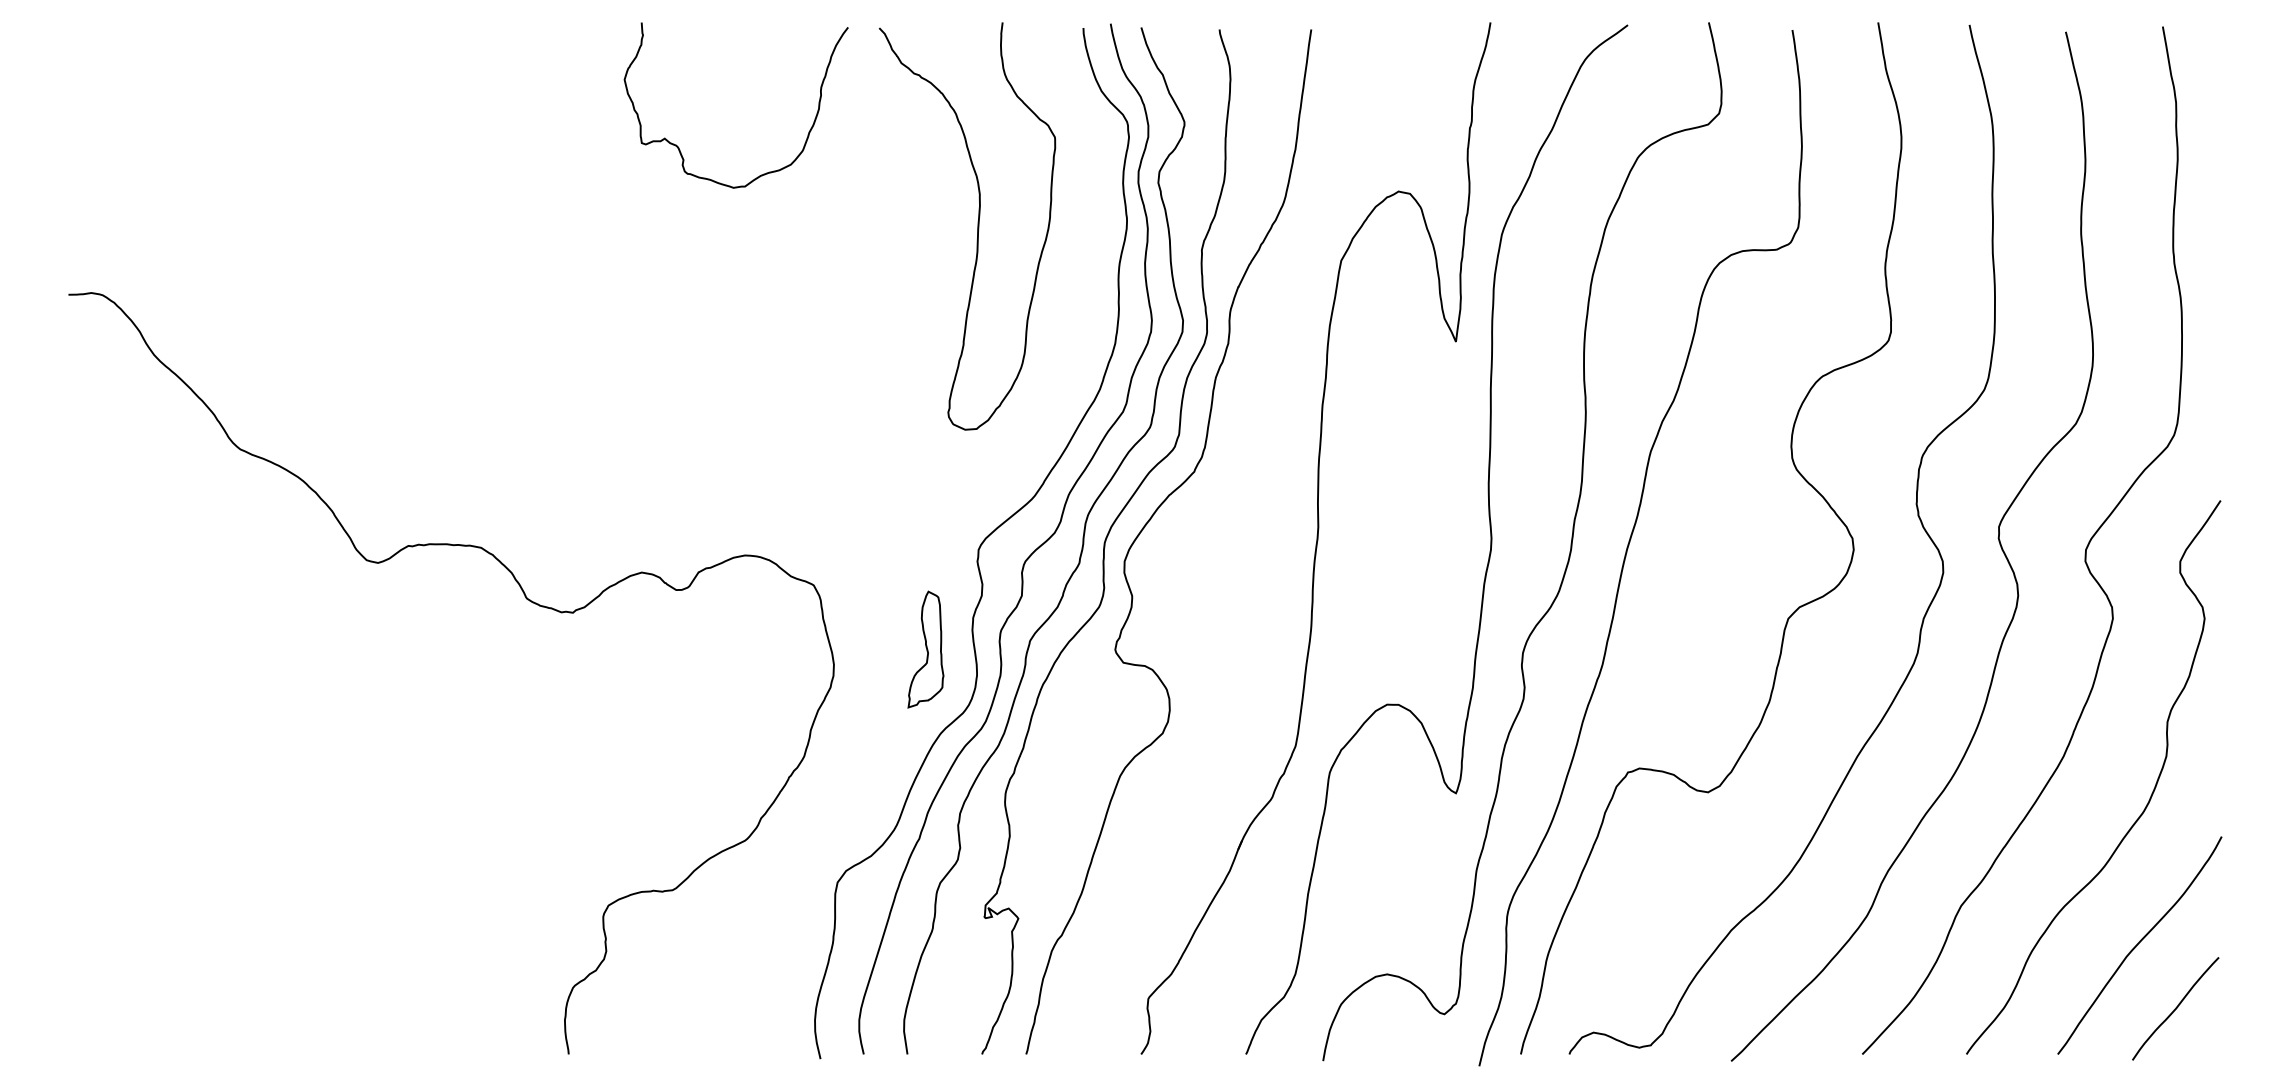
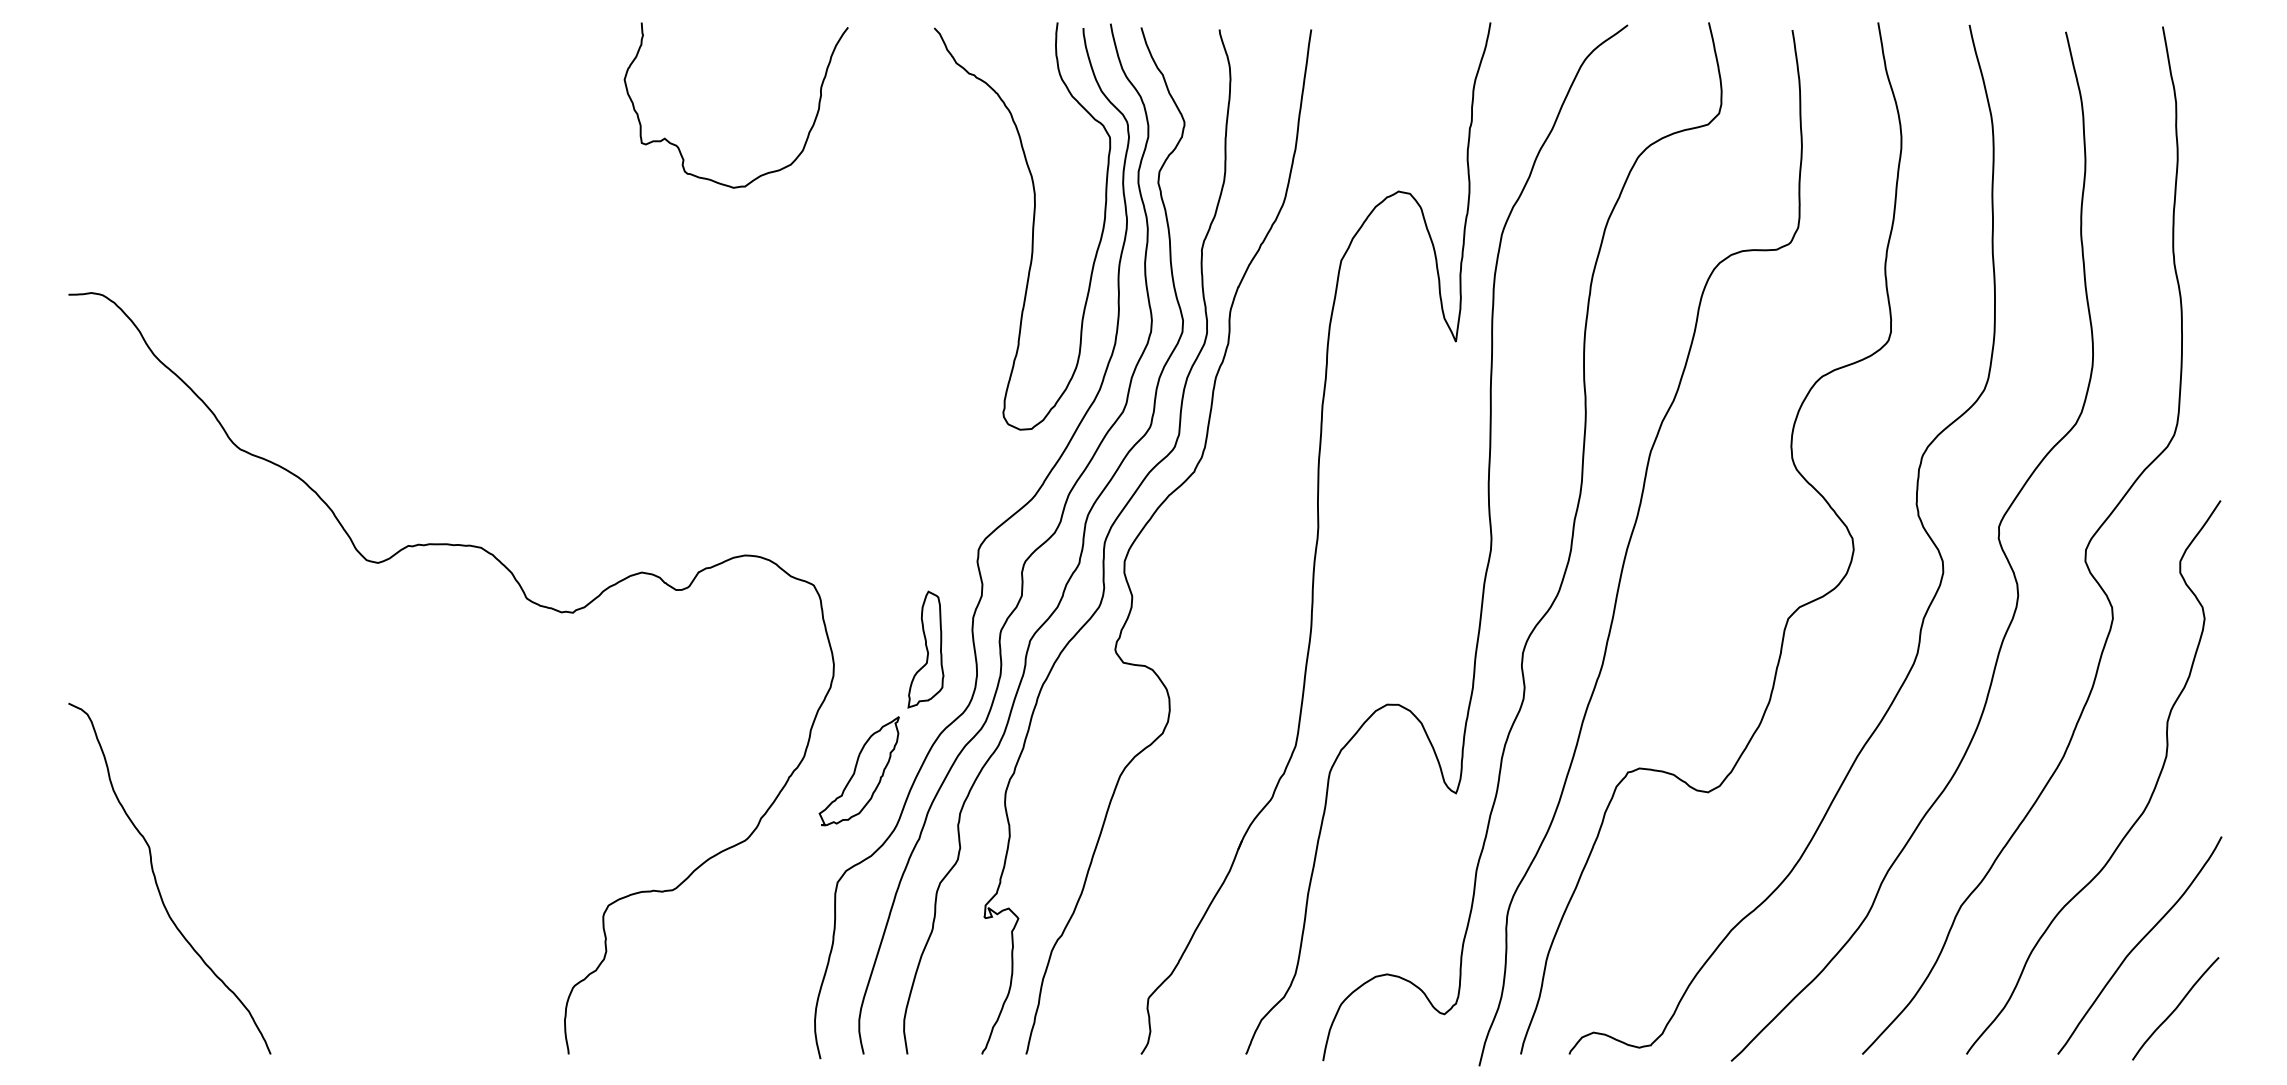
curve position: (977, 226) -> (1032, 226) (1032, 226)
part: none -> present (858, 771)
curve: none -> present (156, 878)
